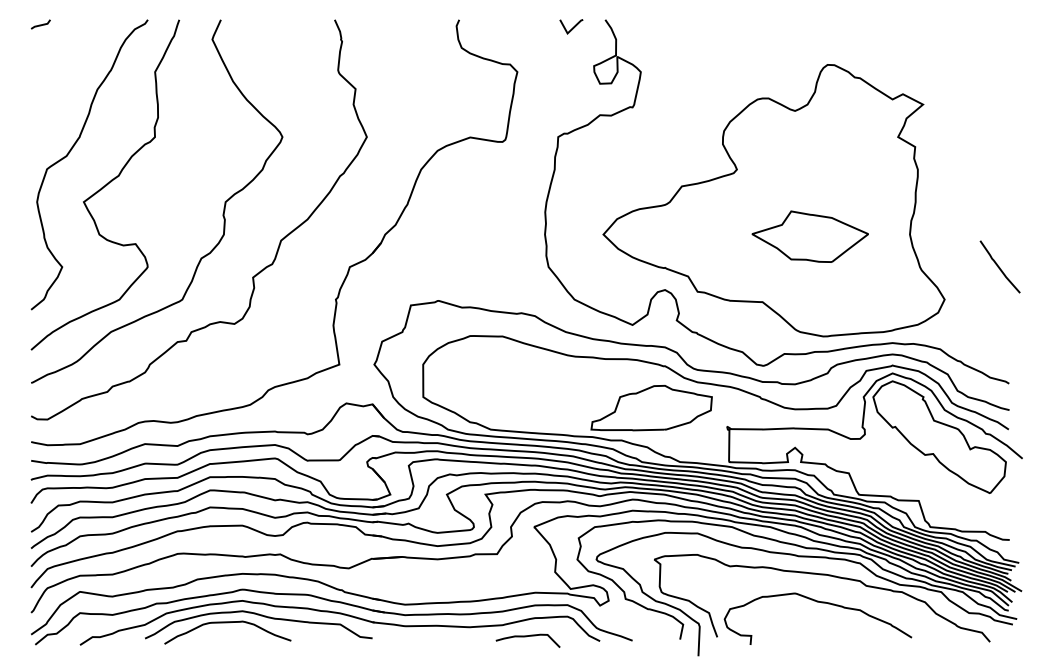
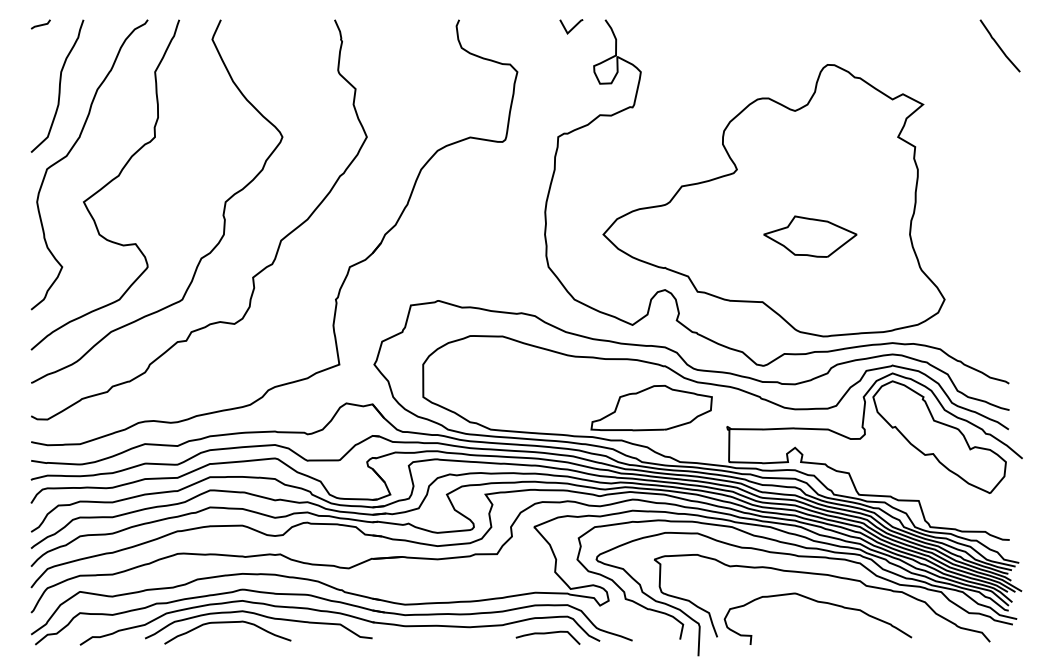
curve: none -> present (59, 85)
part size: 118x53 px -> 95x43 px (810, 236)
curve position: (999, 266) -> (999, 45) (999, 45)
curve position: (526, 637) -> (546, 634) (546, 634)
